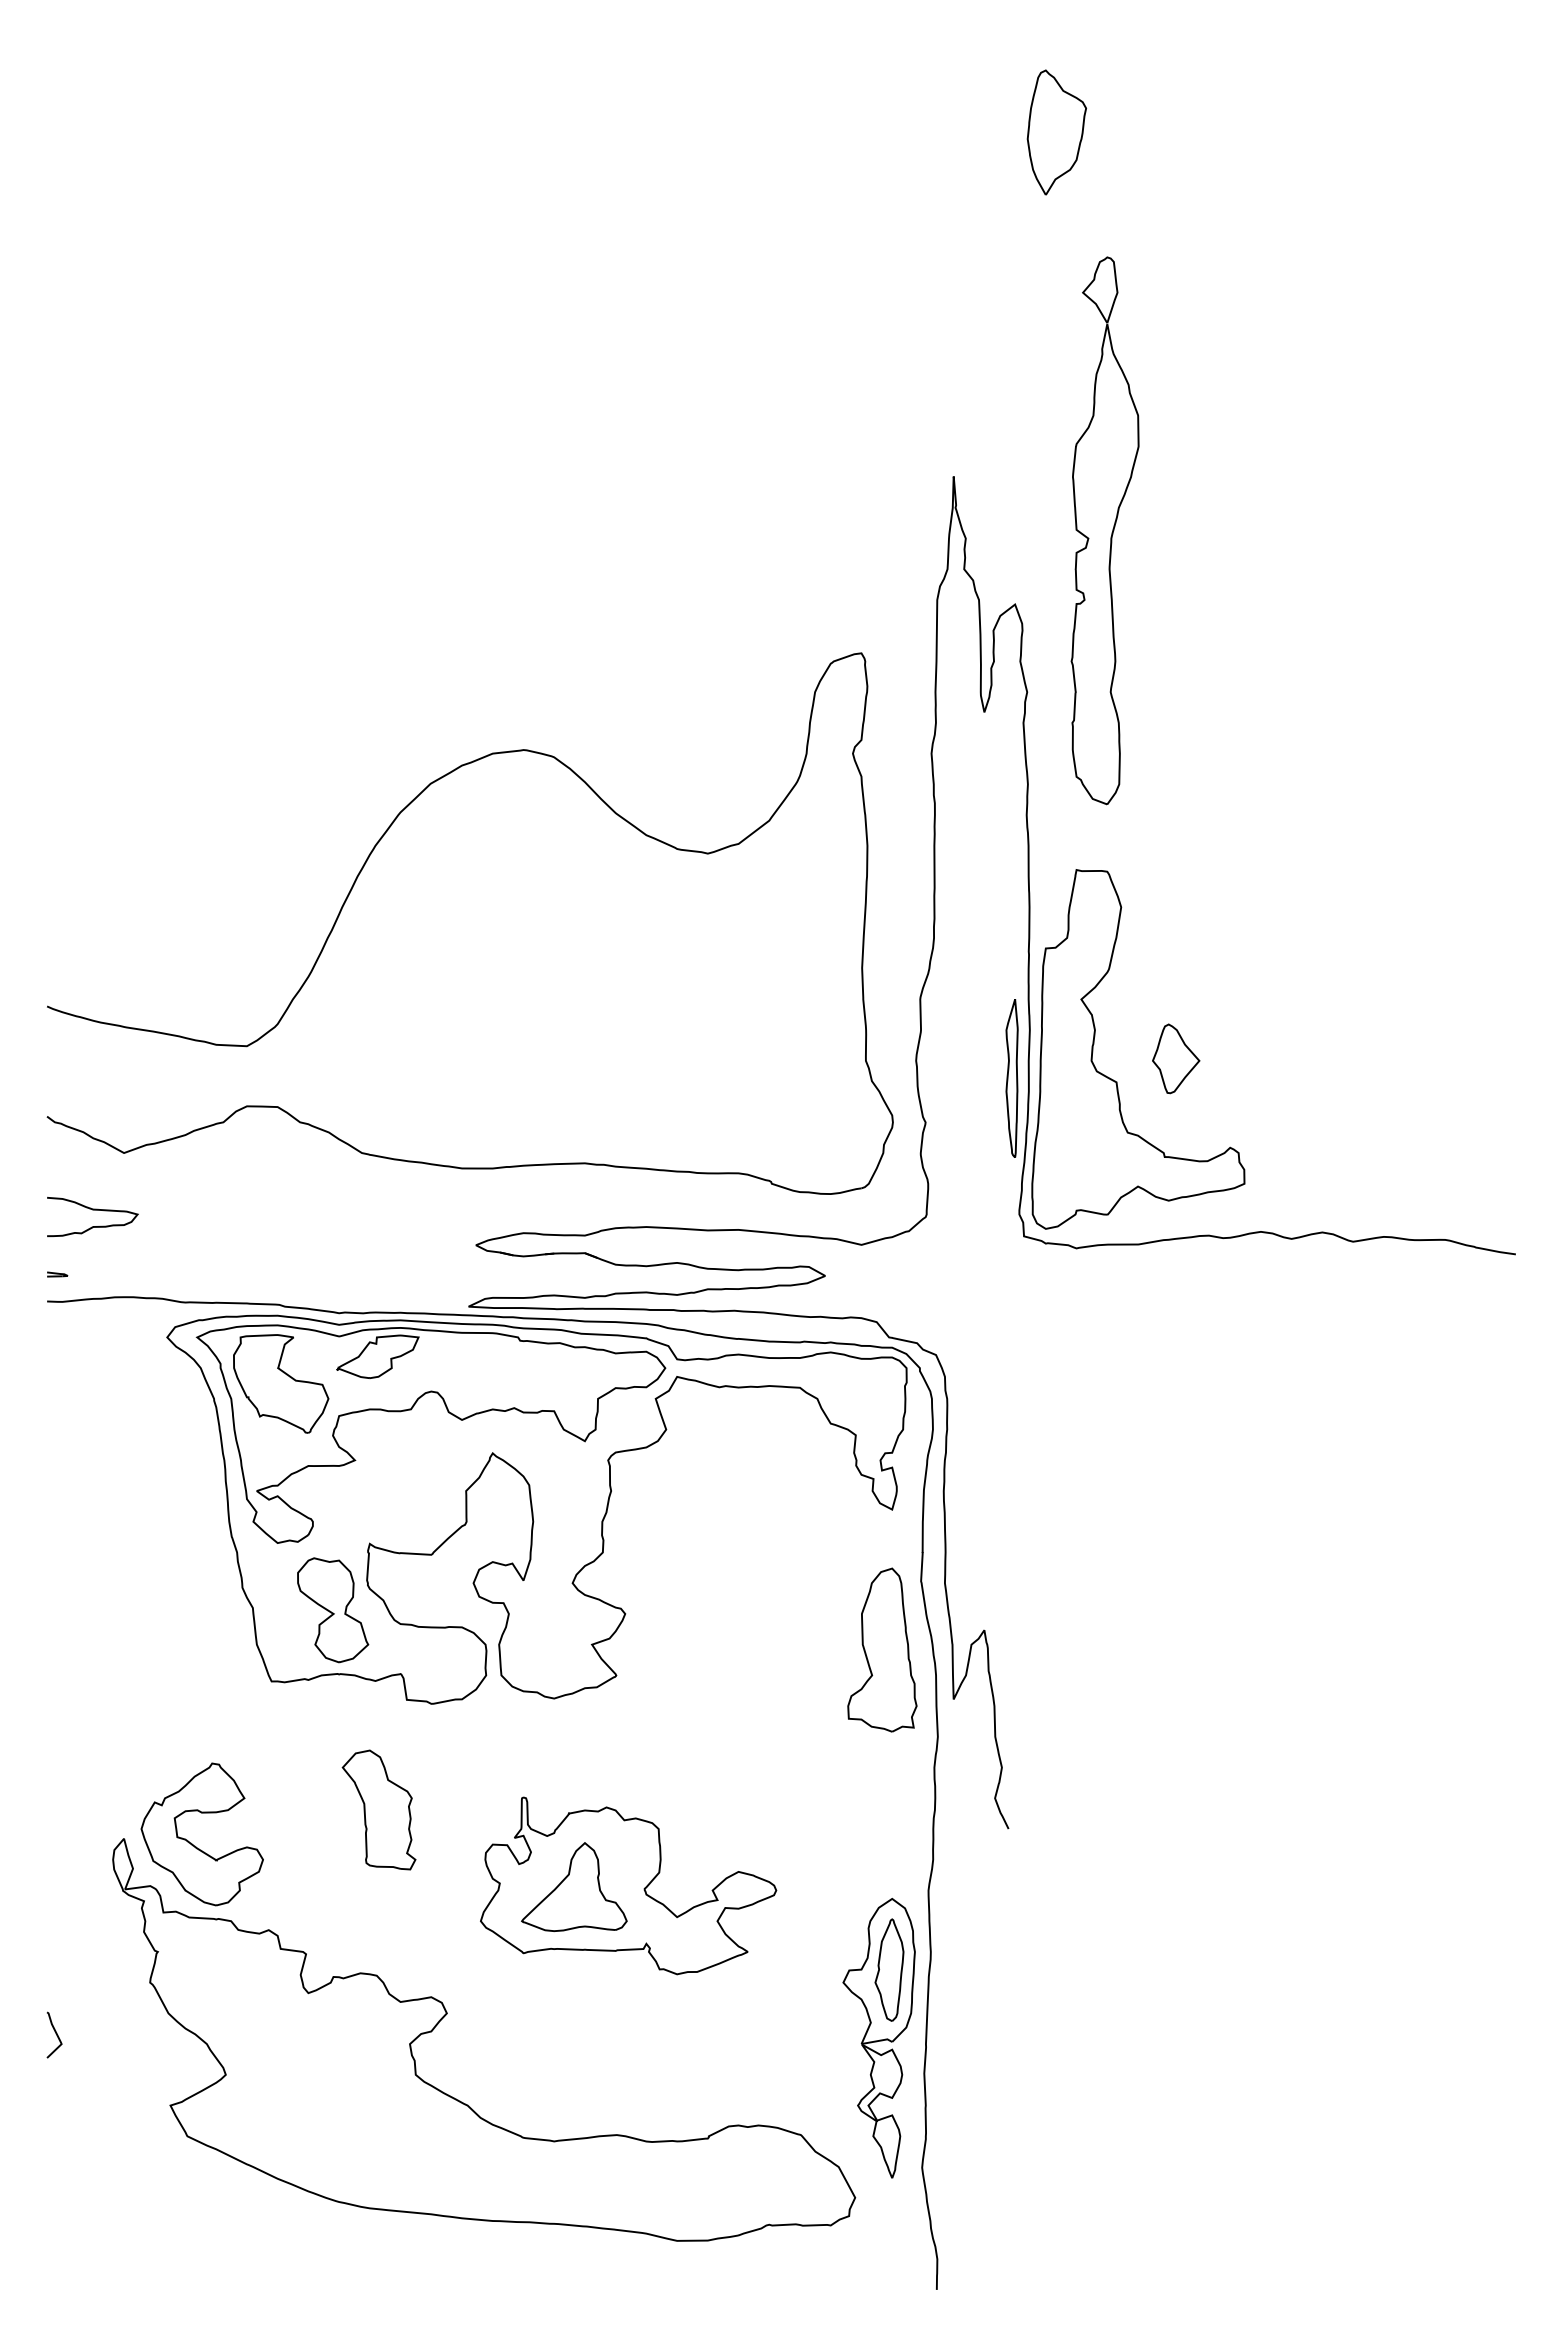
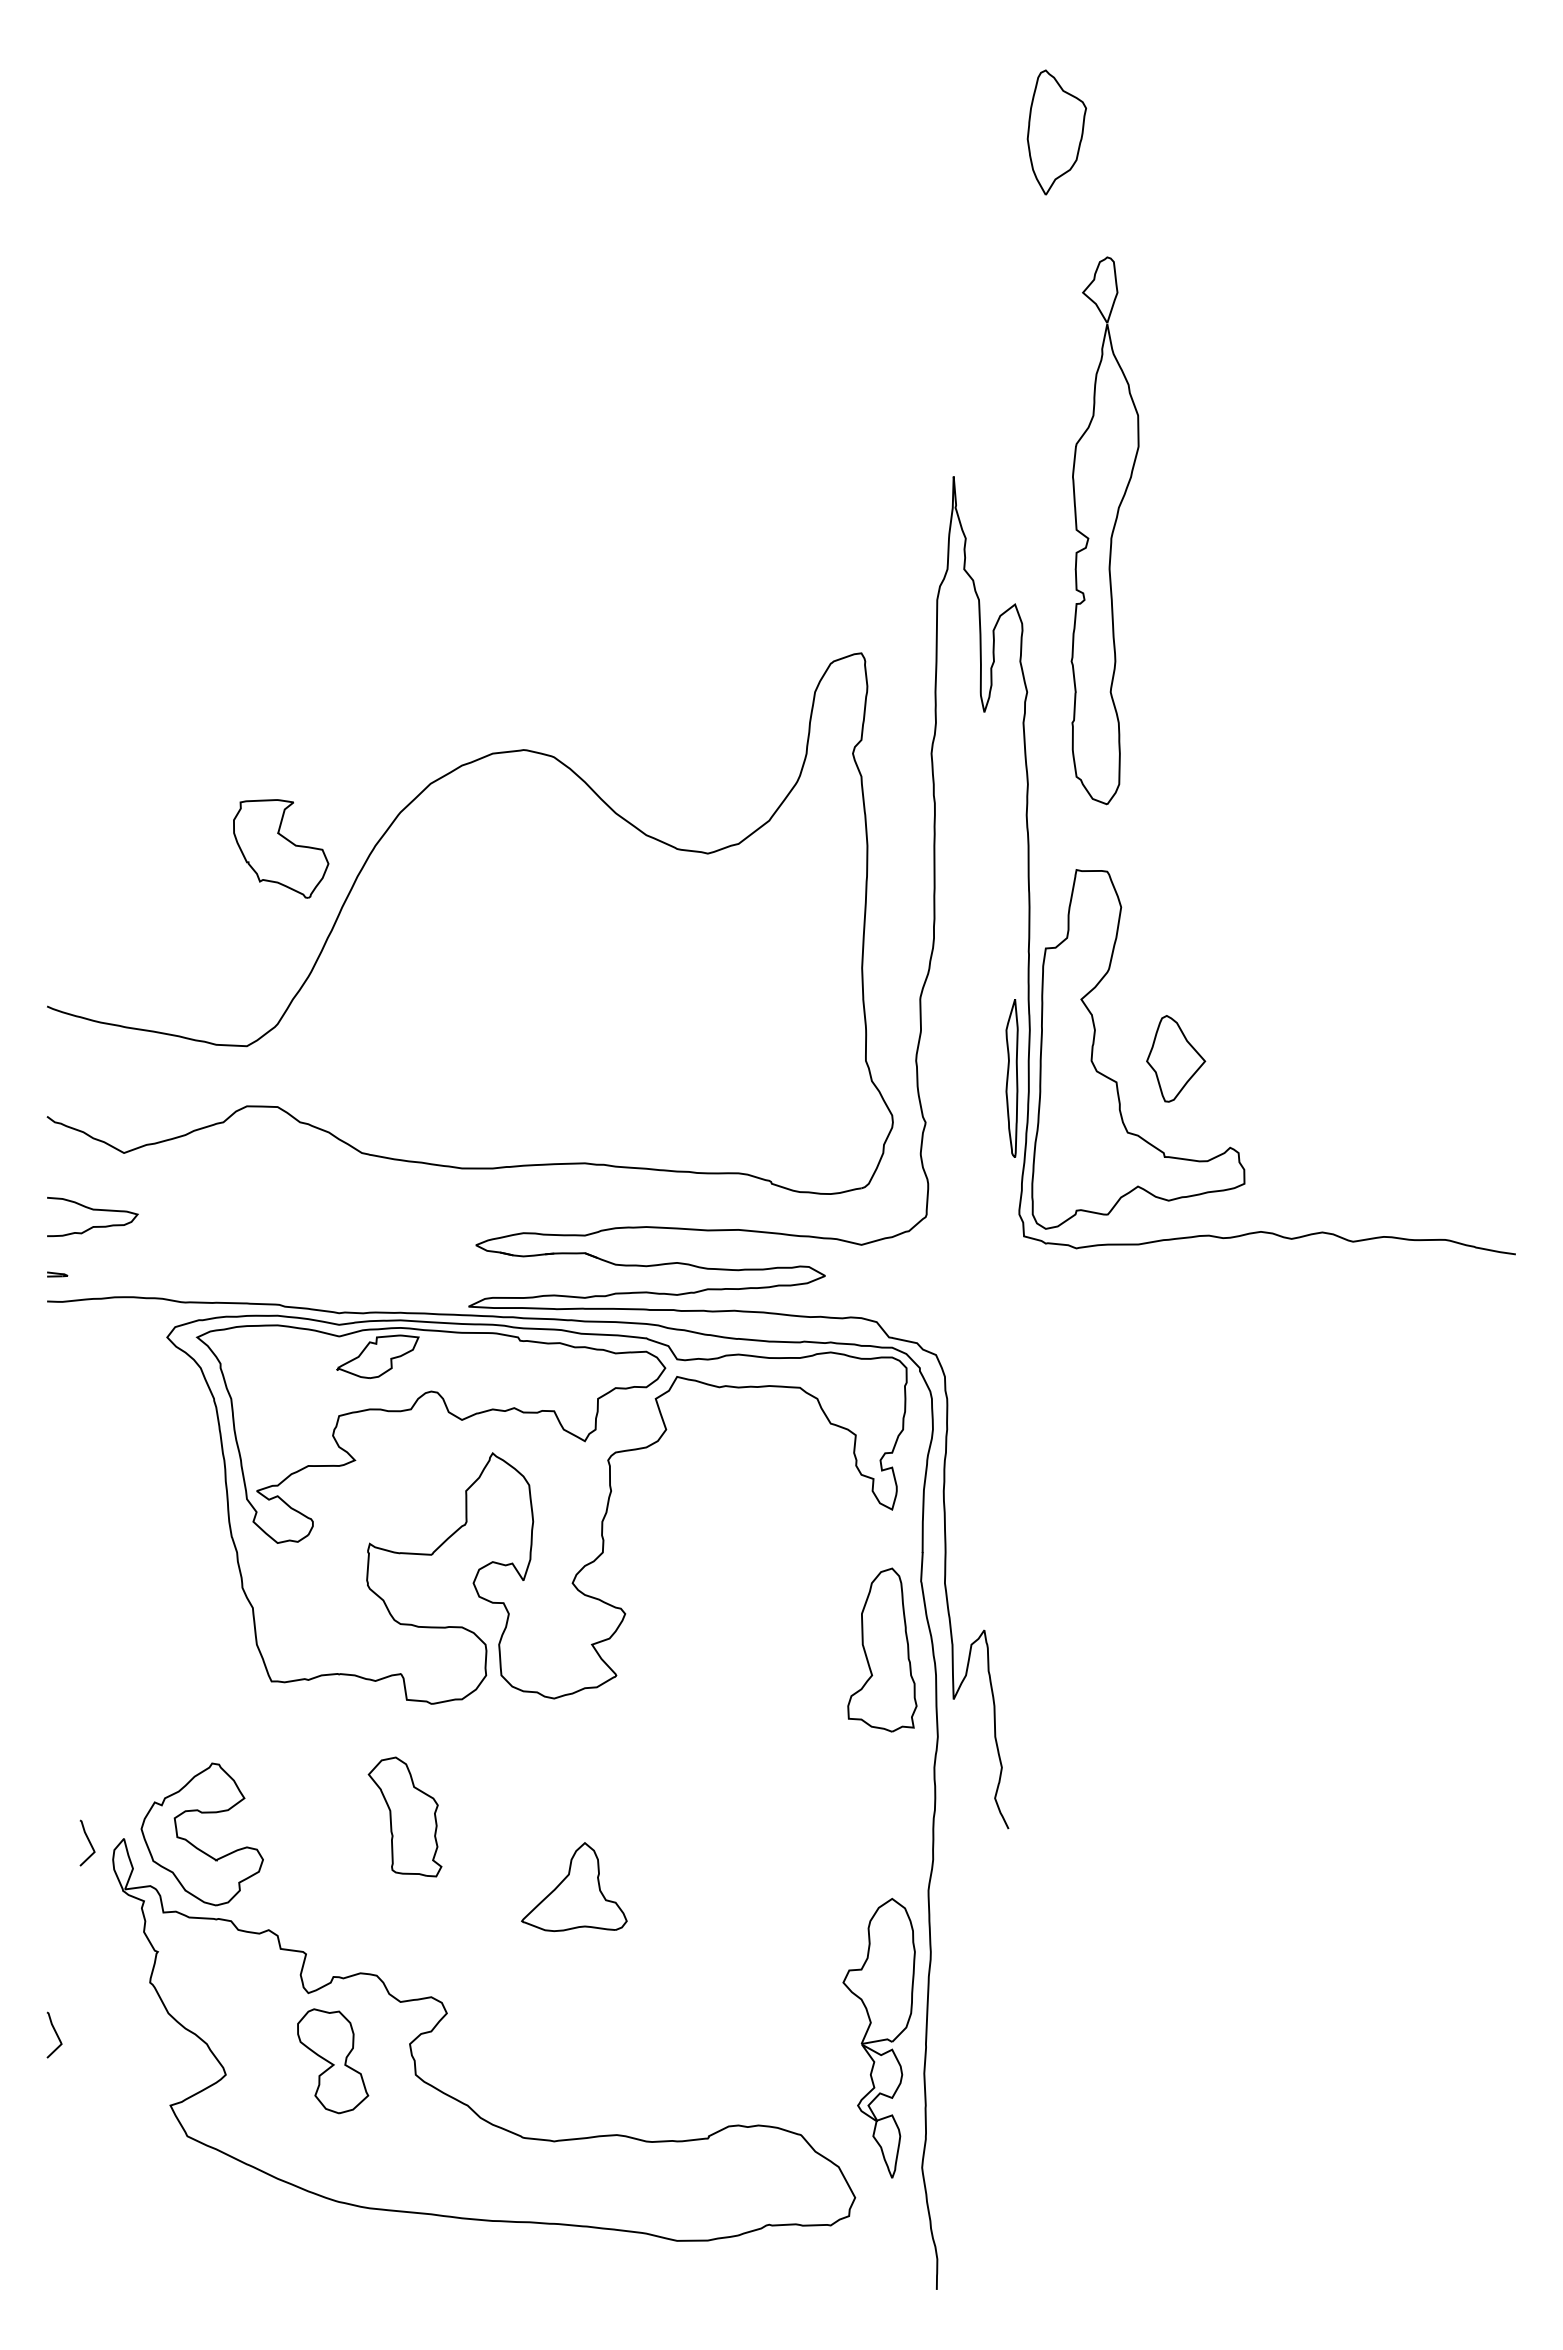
part size: 49x72 px -> 61x88 px (1176, 1058)
part position: (281, 1383) -> (281, 848) (281, 848)
part position: (333, 1610) -> (333, 2061) (333, 2061)
part position: (378, 1809) -> (404, 1816) (404, 1816)
curve: none -> present (88, 1841)
part: present -> none (628, 1885)
part: present -> none (889, 1969)
